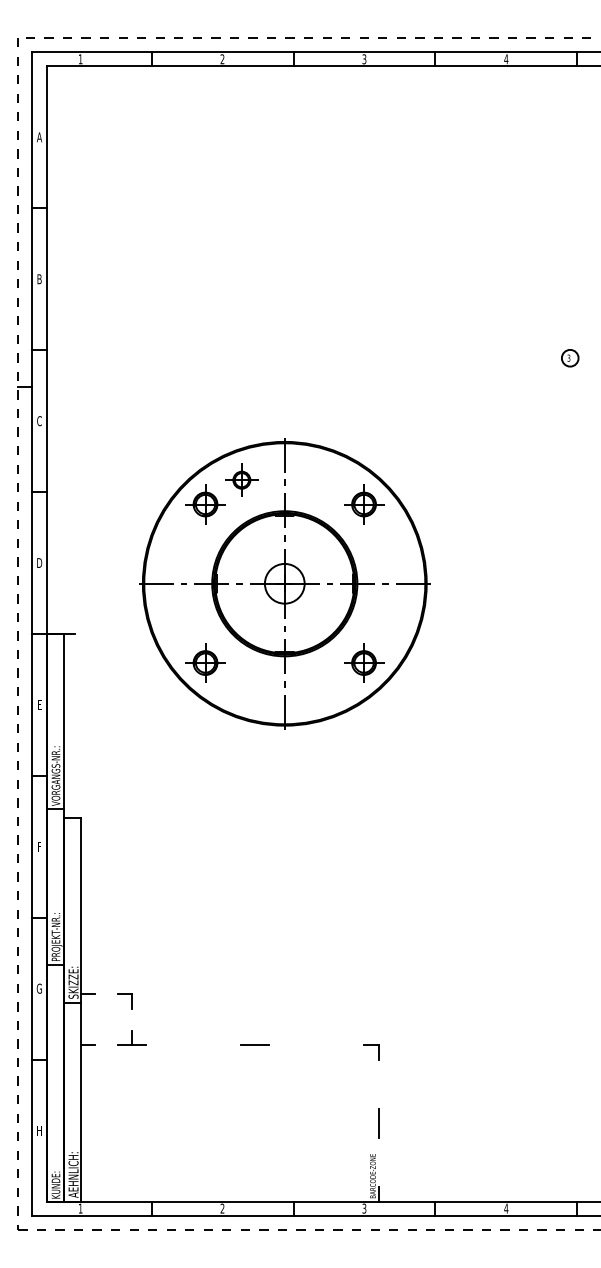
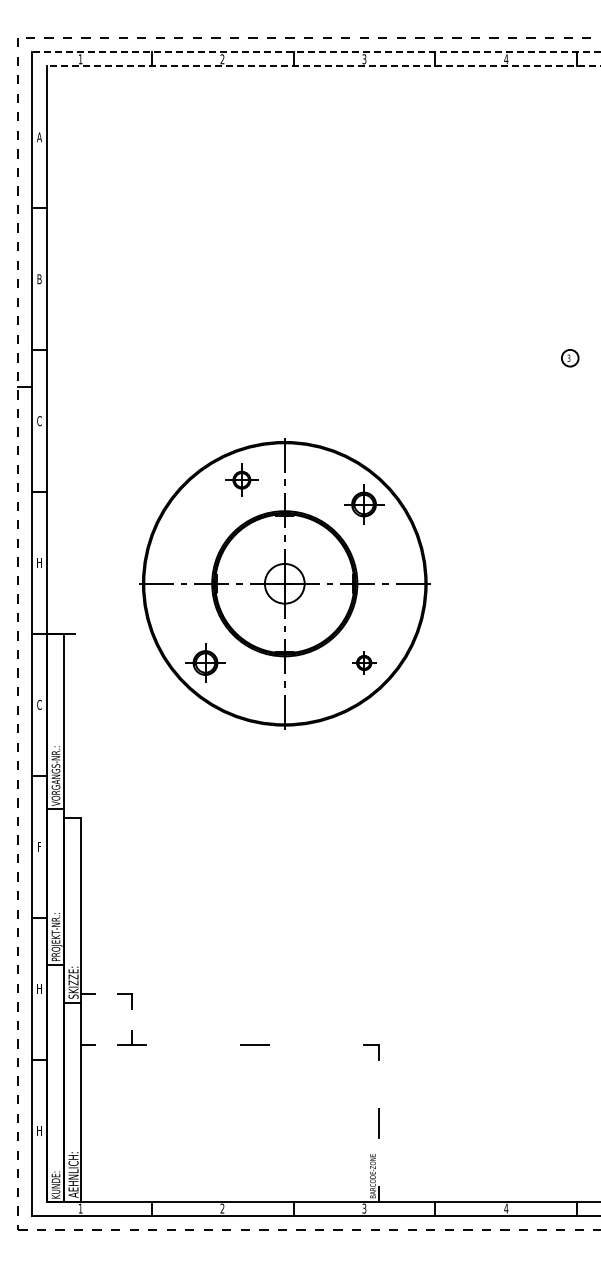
line: solid -> dashed (316, 52)
line: solid -> dashed (323, 66)
part: present -> none (205, 504)
text: D -> H (39, 562)
part size: 41x40 px -> 25x24 px (364, 662)
text: E -> C (39, 704)
text: G -> H (38, 988)
